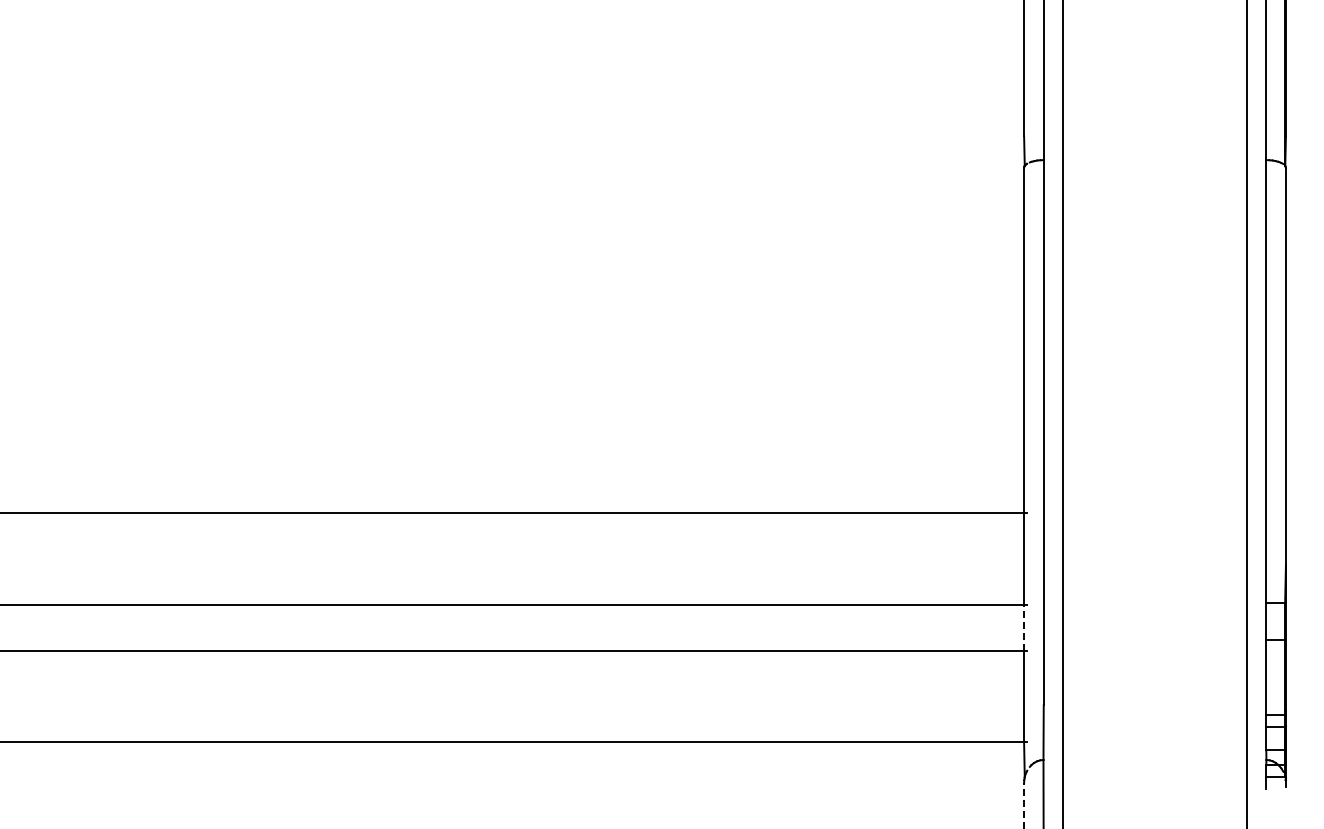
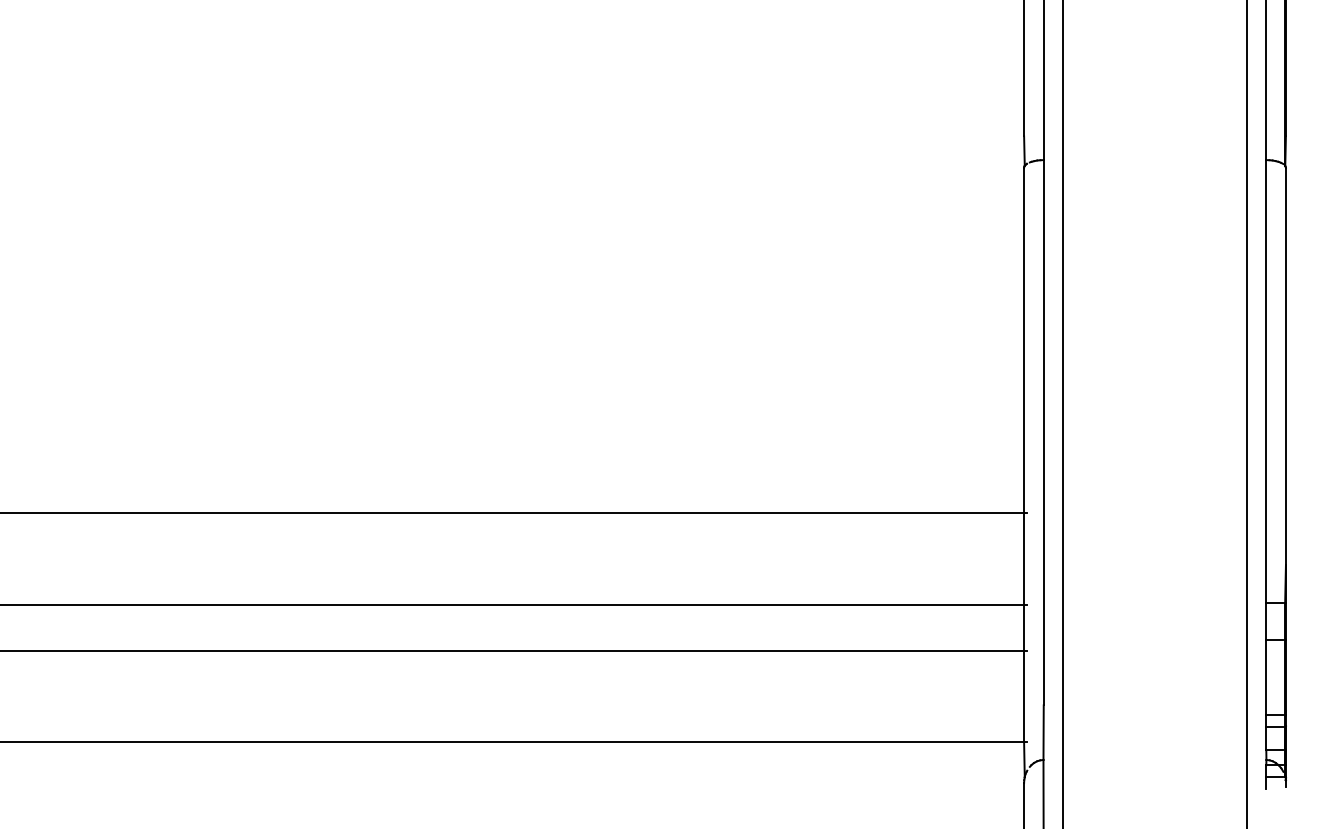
line: dashed -> solid (1024, 627)
line: dashed -> solid (1024, 805)
